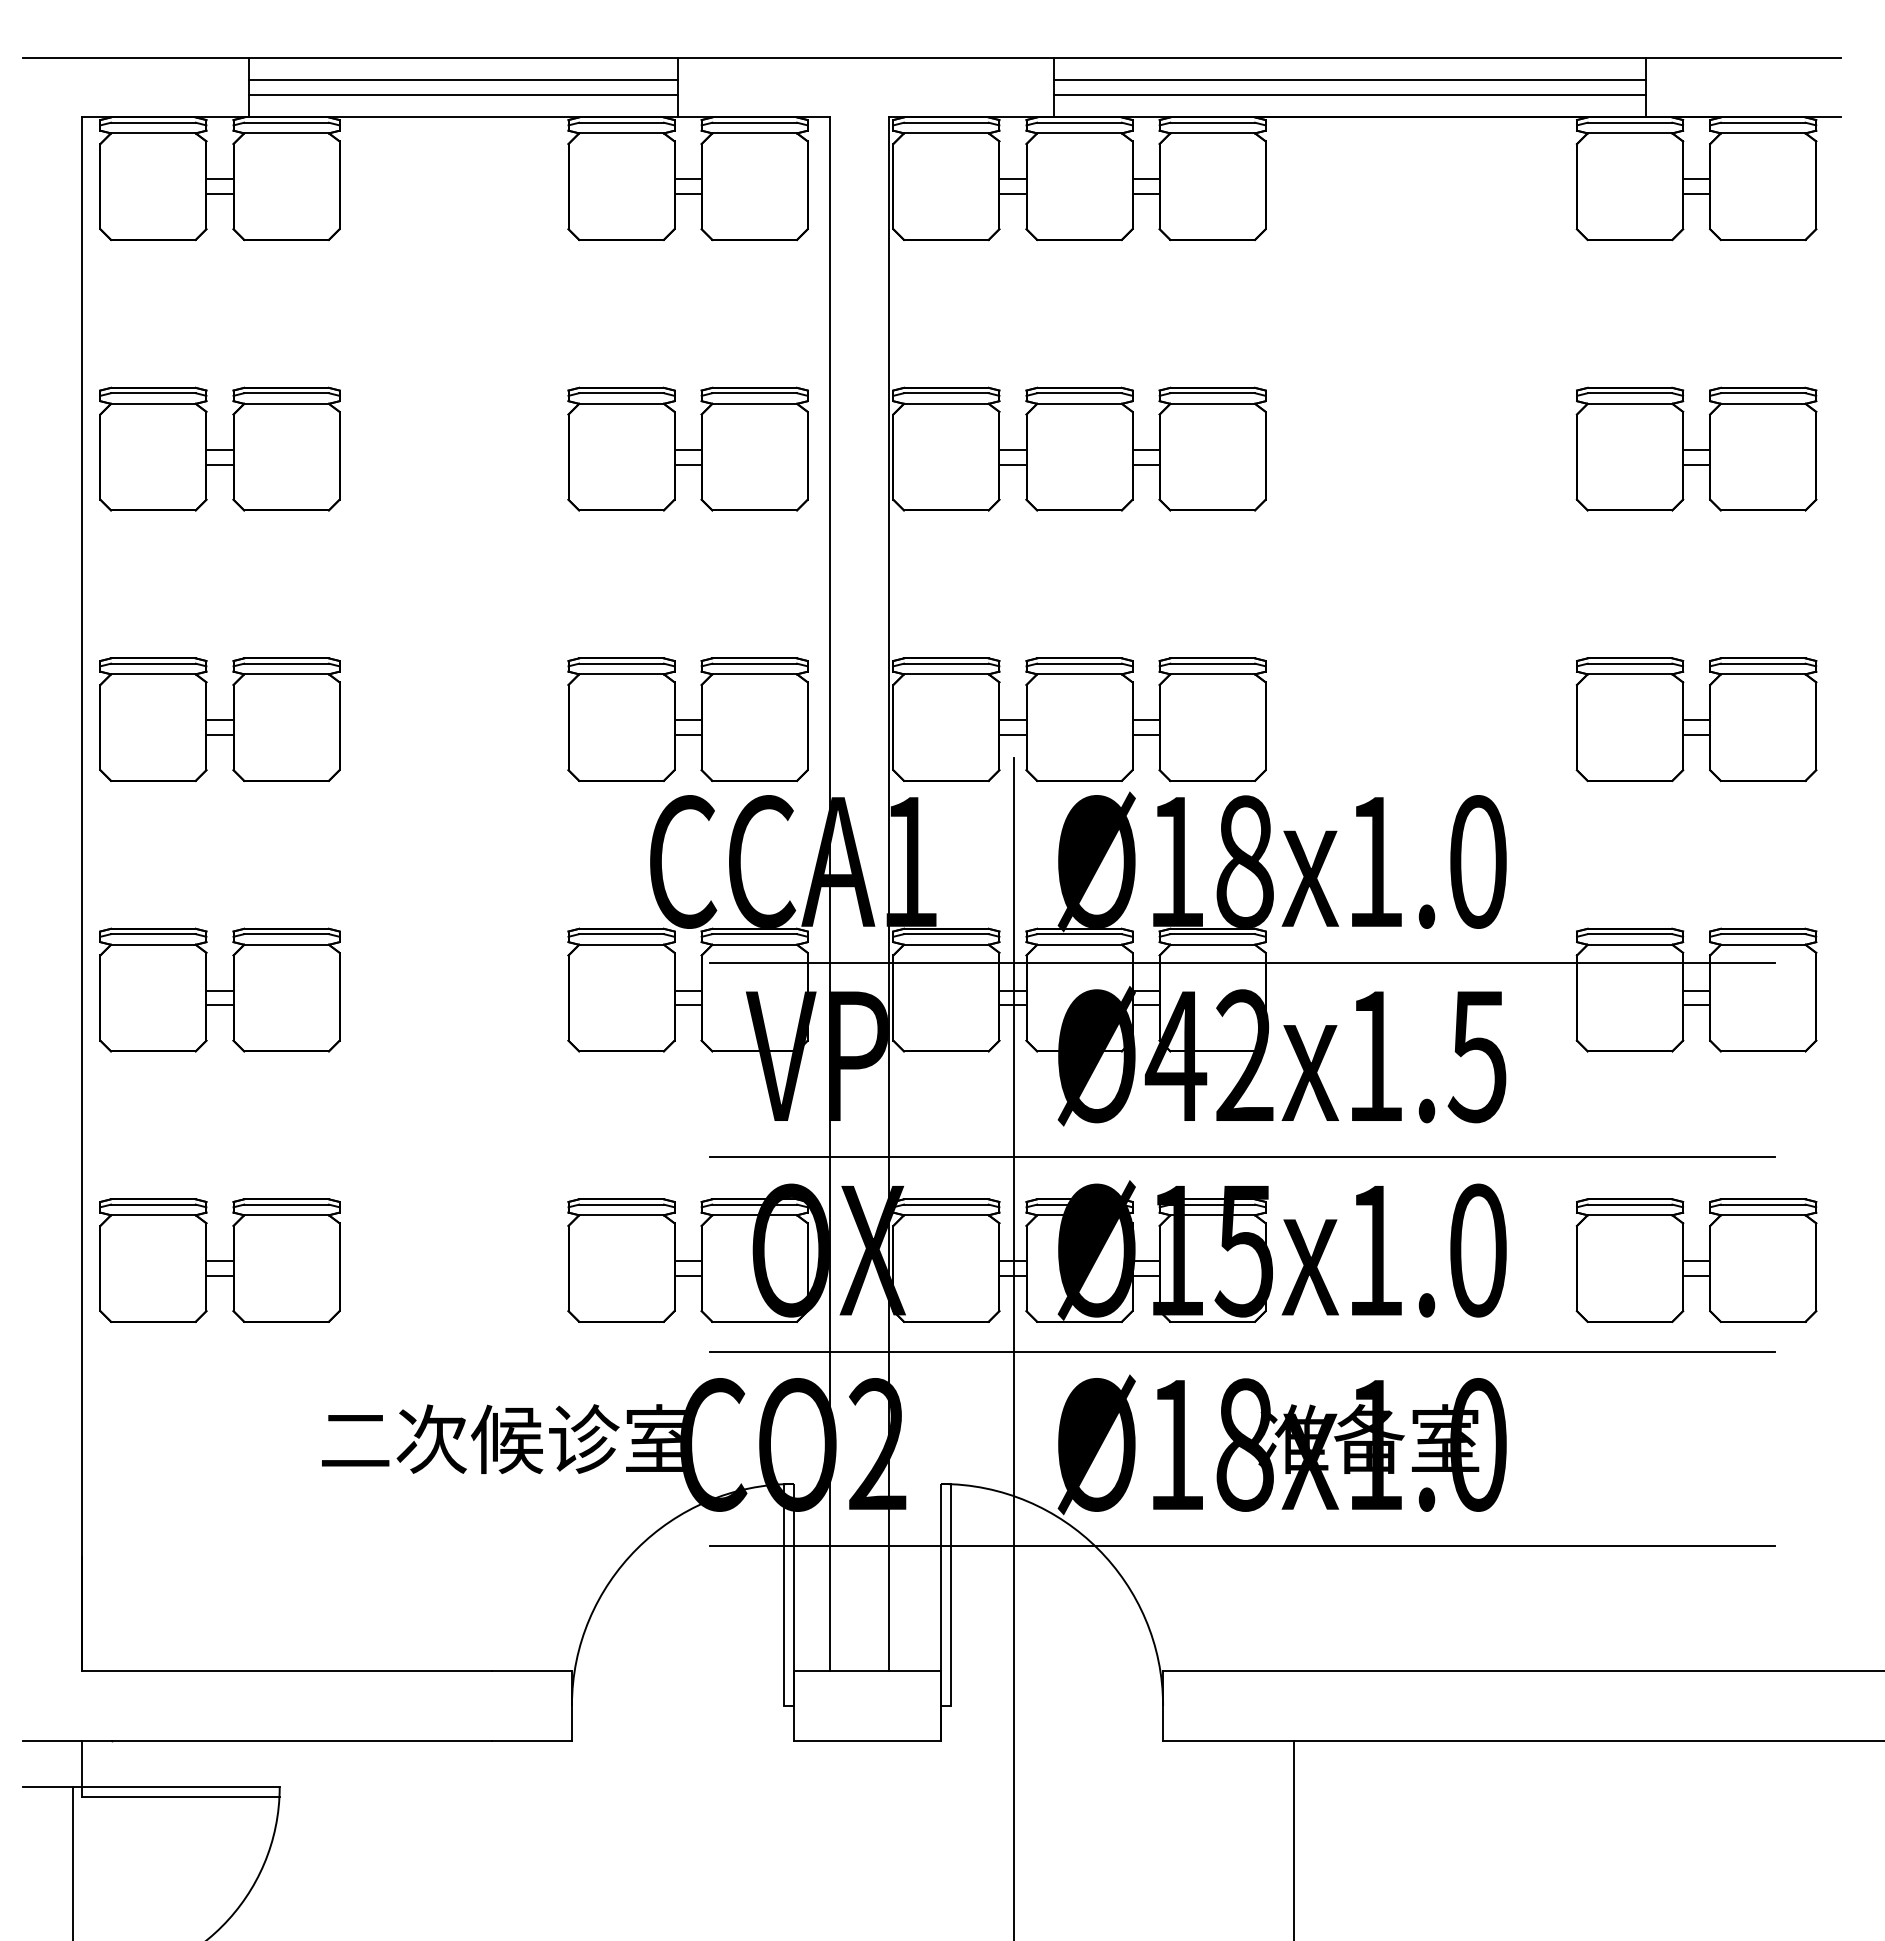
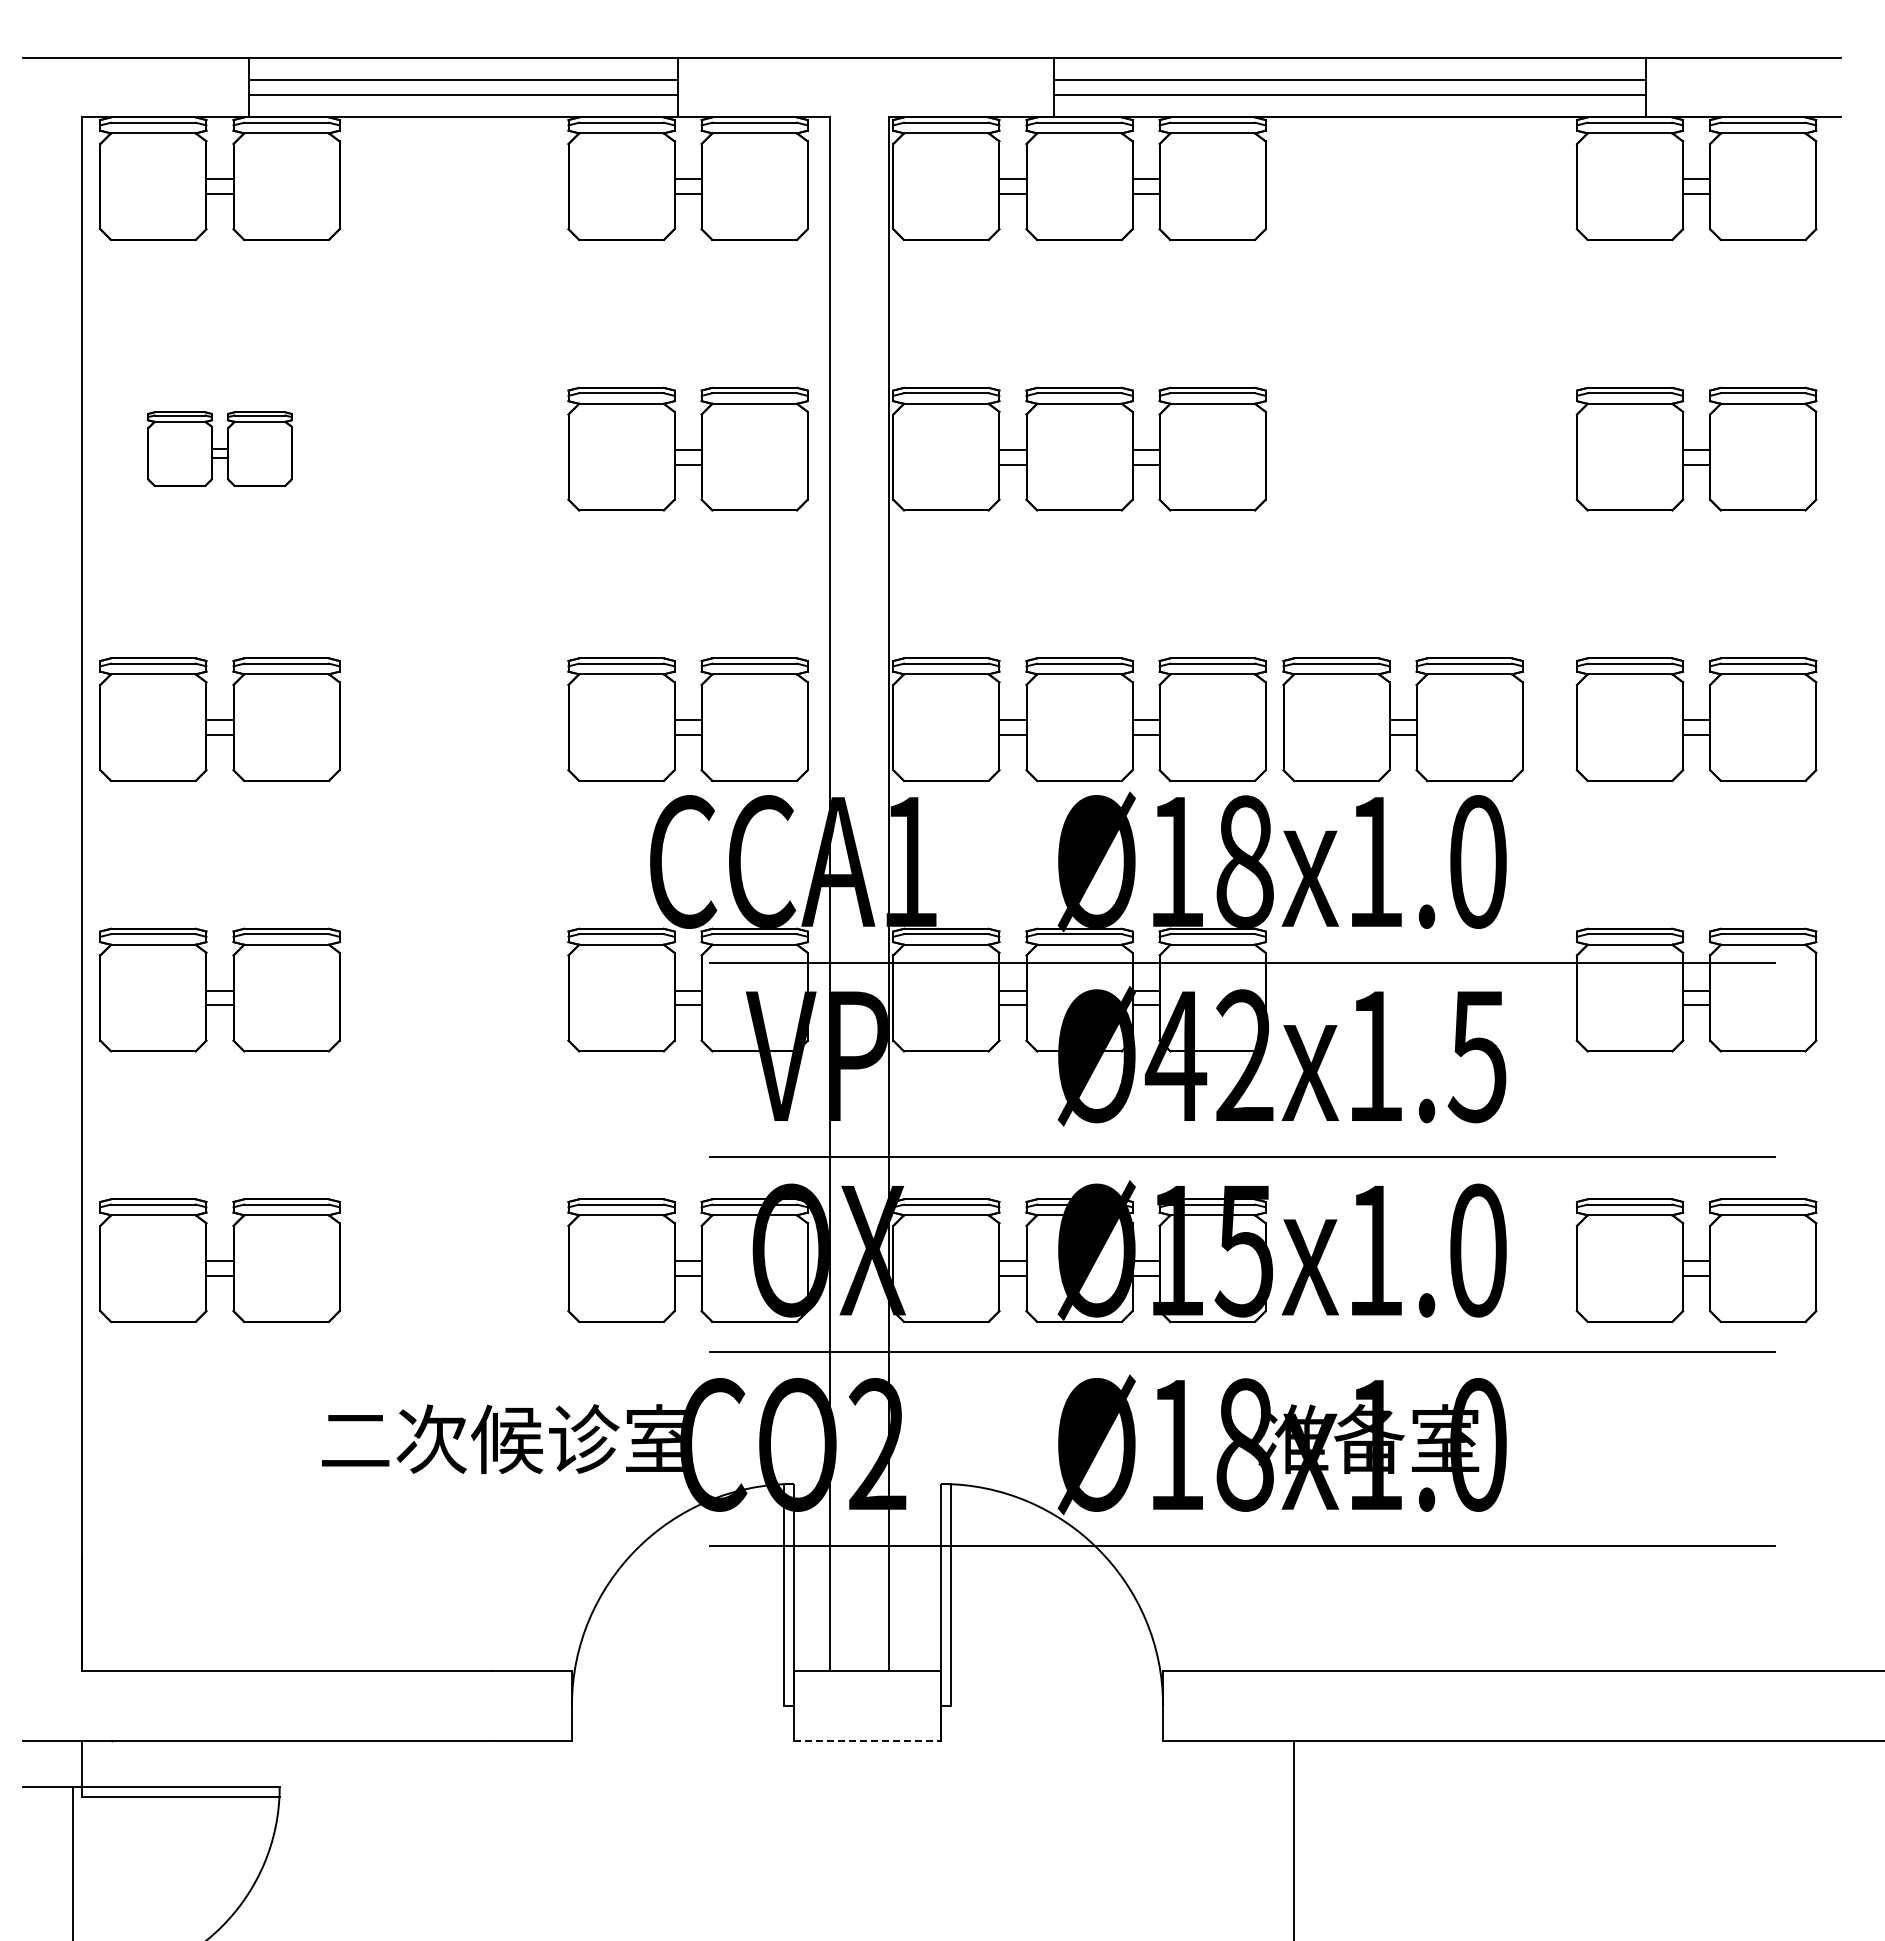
part size: 242x126 px -> 146x76 px (219, 448)
part: none -> present (1402, 719)
line: present -> none (1014, 1347)
line: solid -> dashed (867, 1741)
